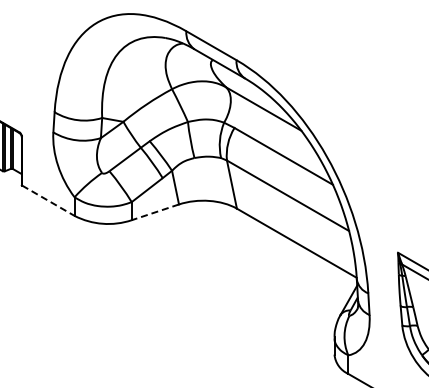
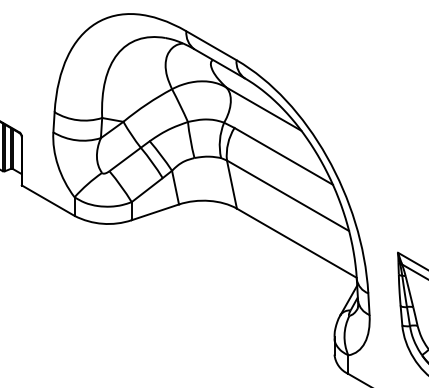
line: dashed -> solid (48, 200)
line: dashed -> solid (155, 212)
